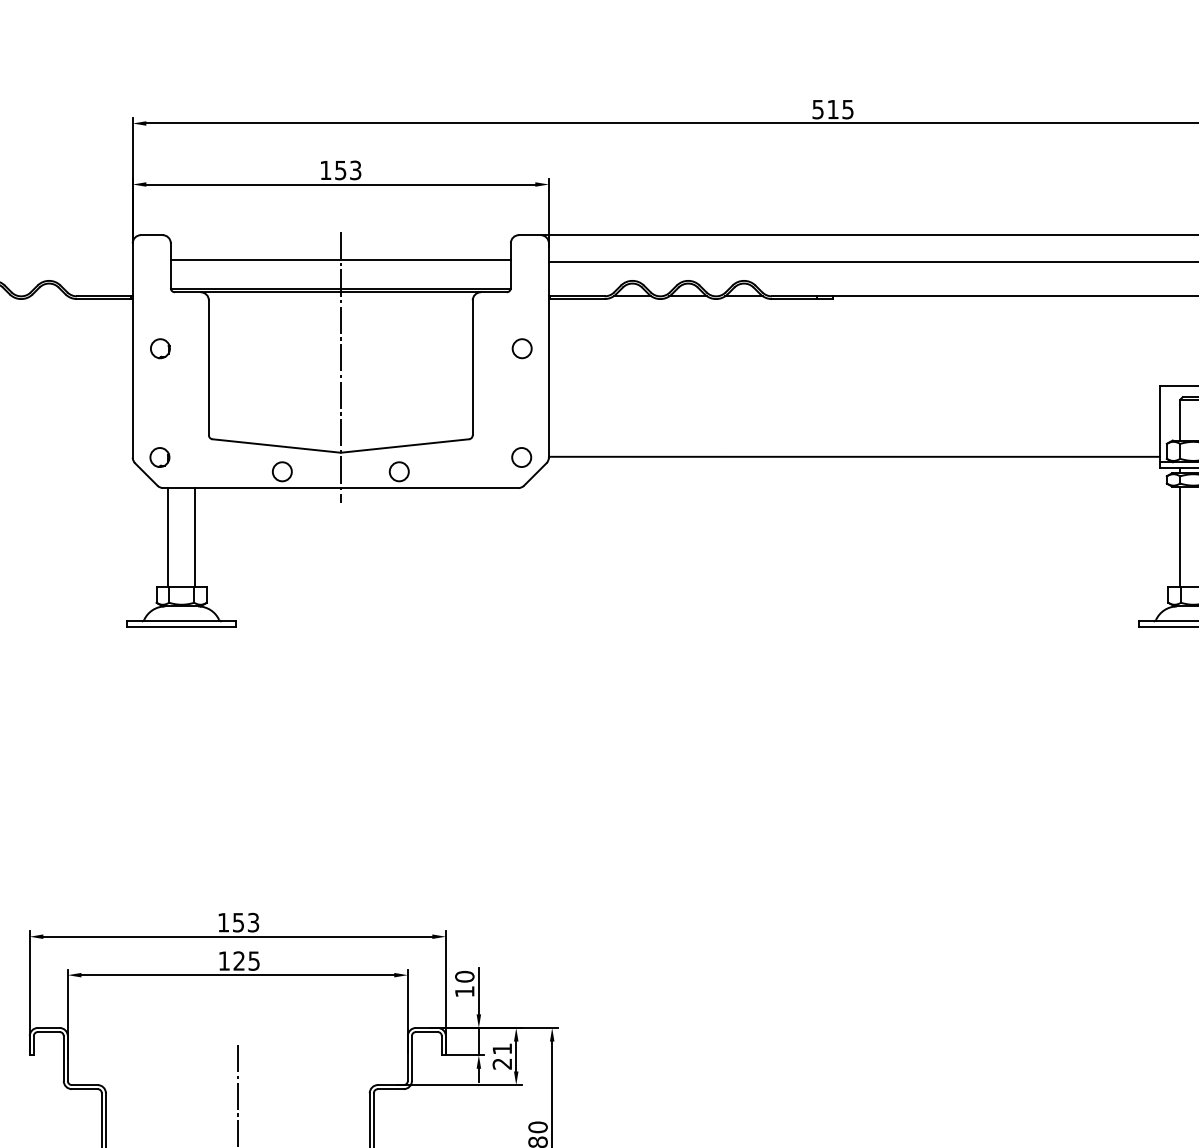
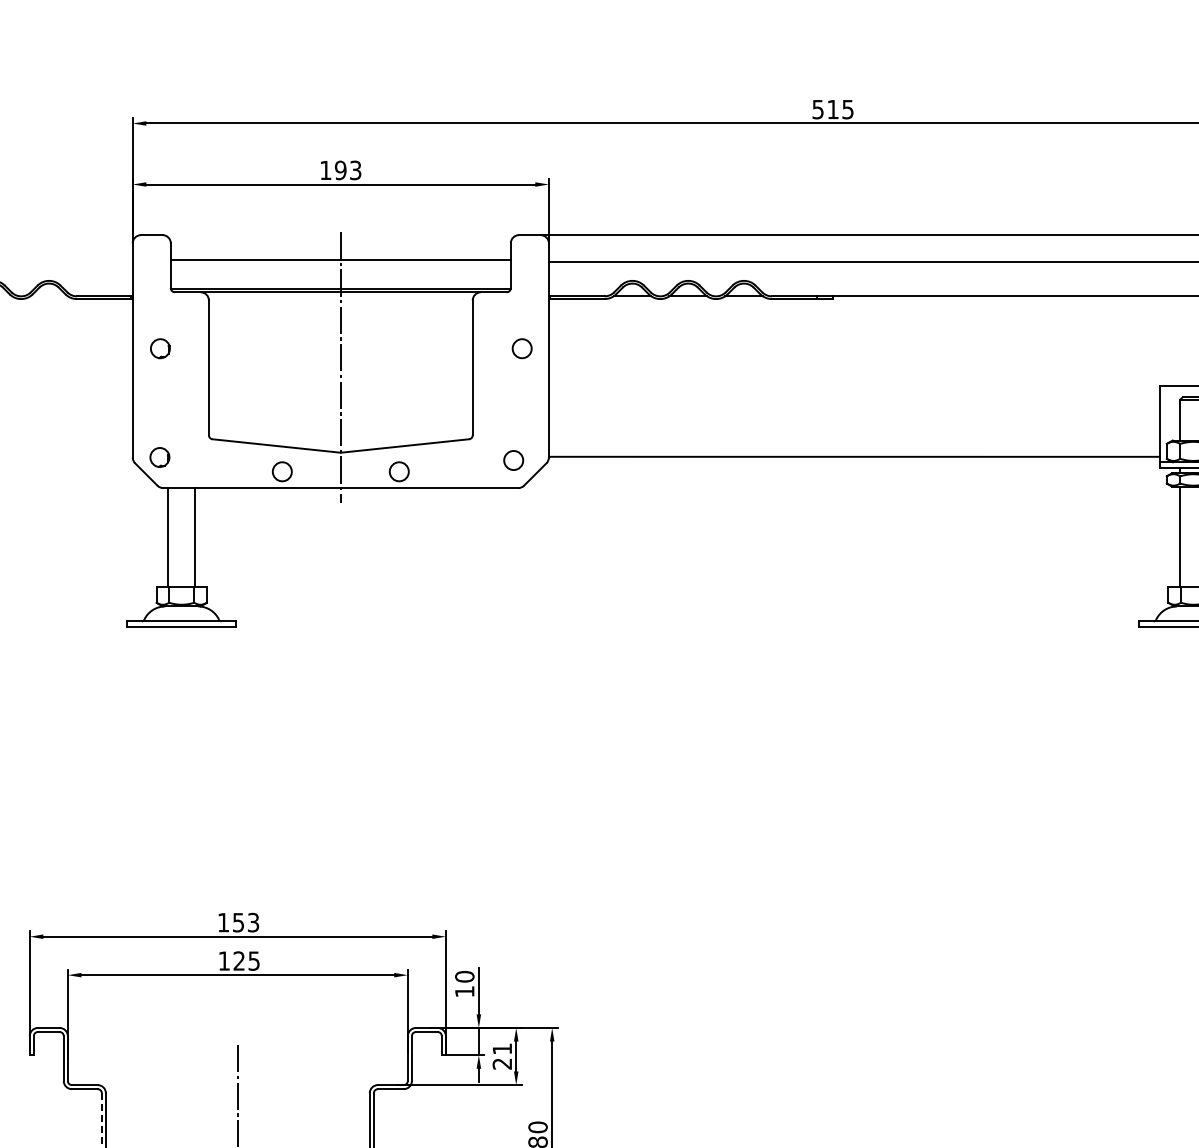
text: 153 -> 193 (340, 169)
circle position: (521, 457) -> (513, 460) (513, 460)
line: solid -> dashed (101, 1120)
